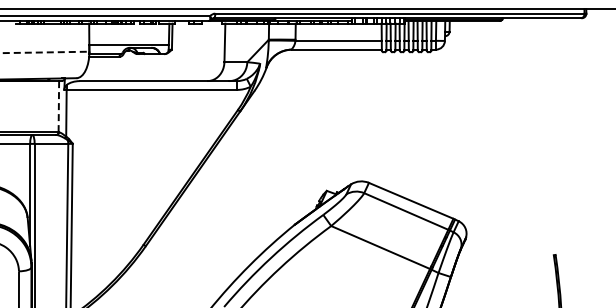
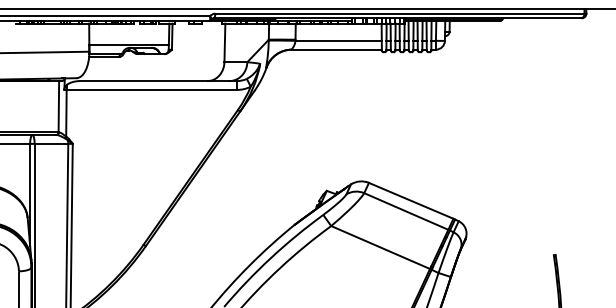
line: dashed -> solid (45, 52)
line: dashed -> solid (58, 106)
